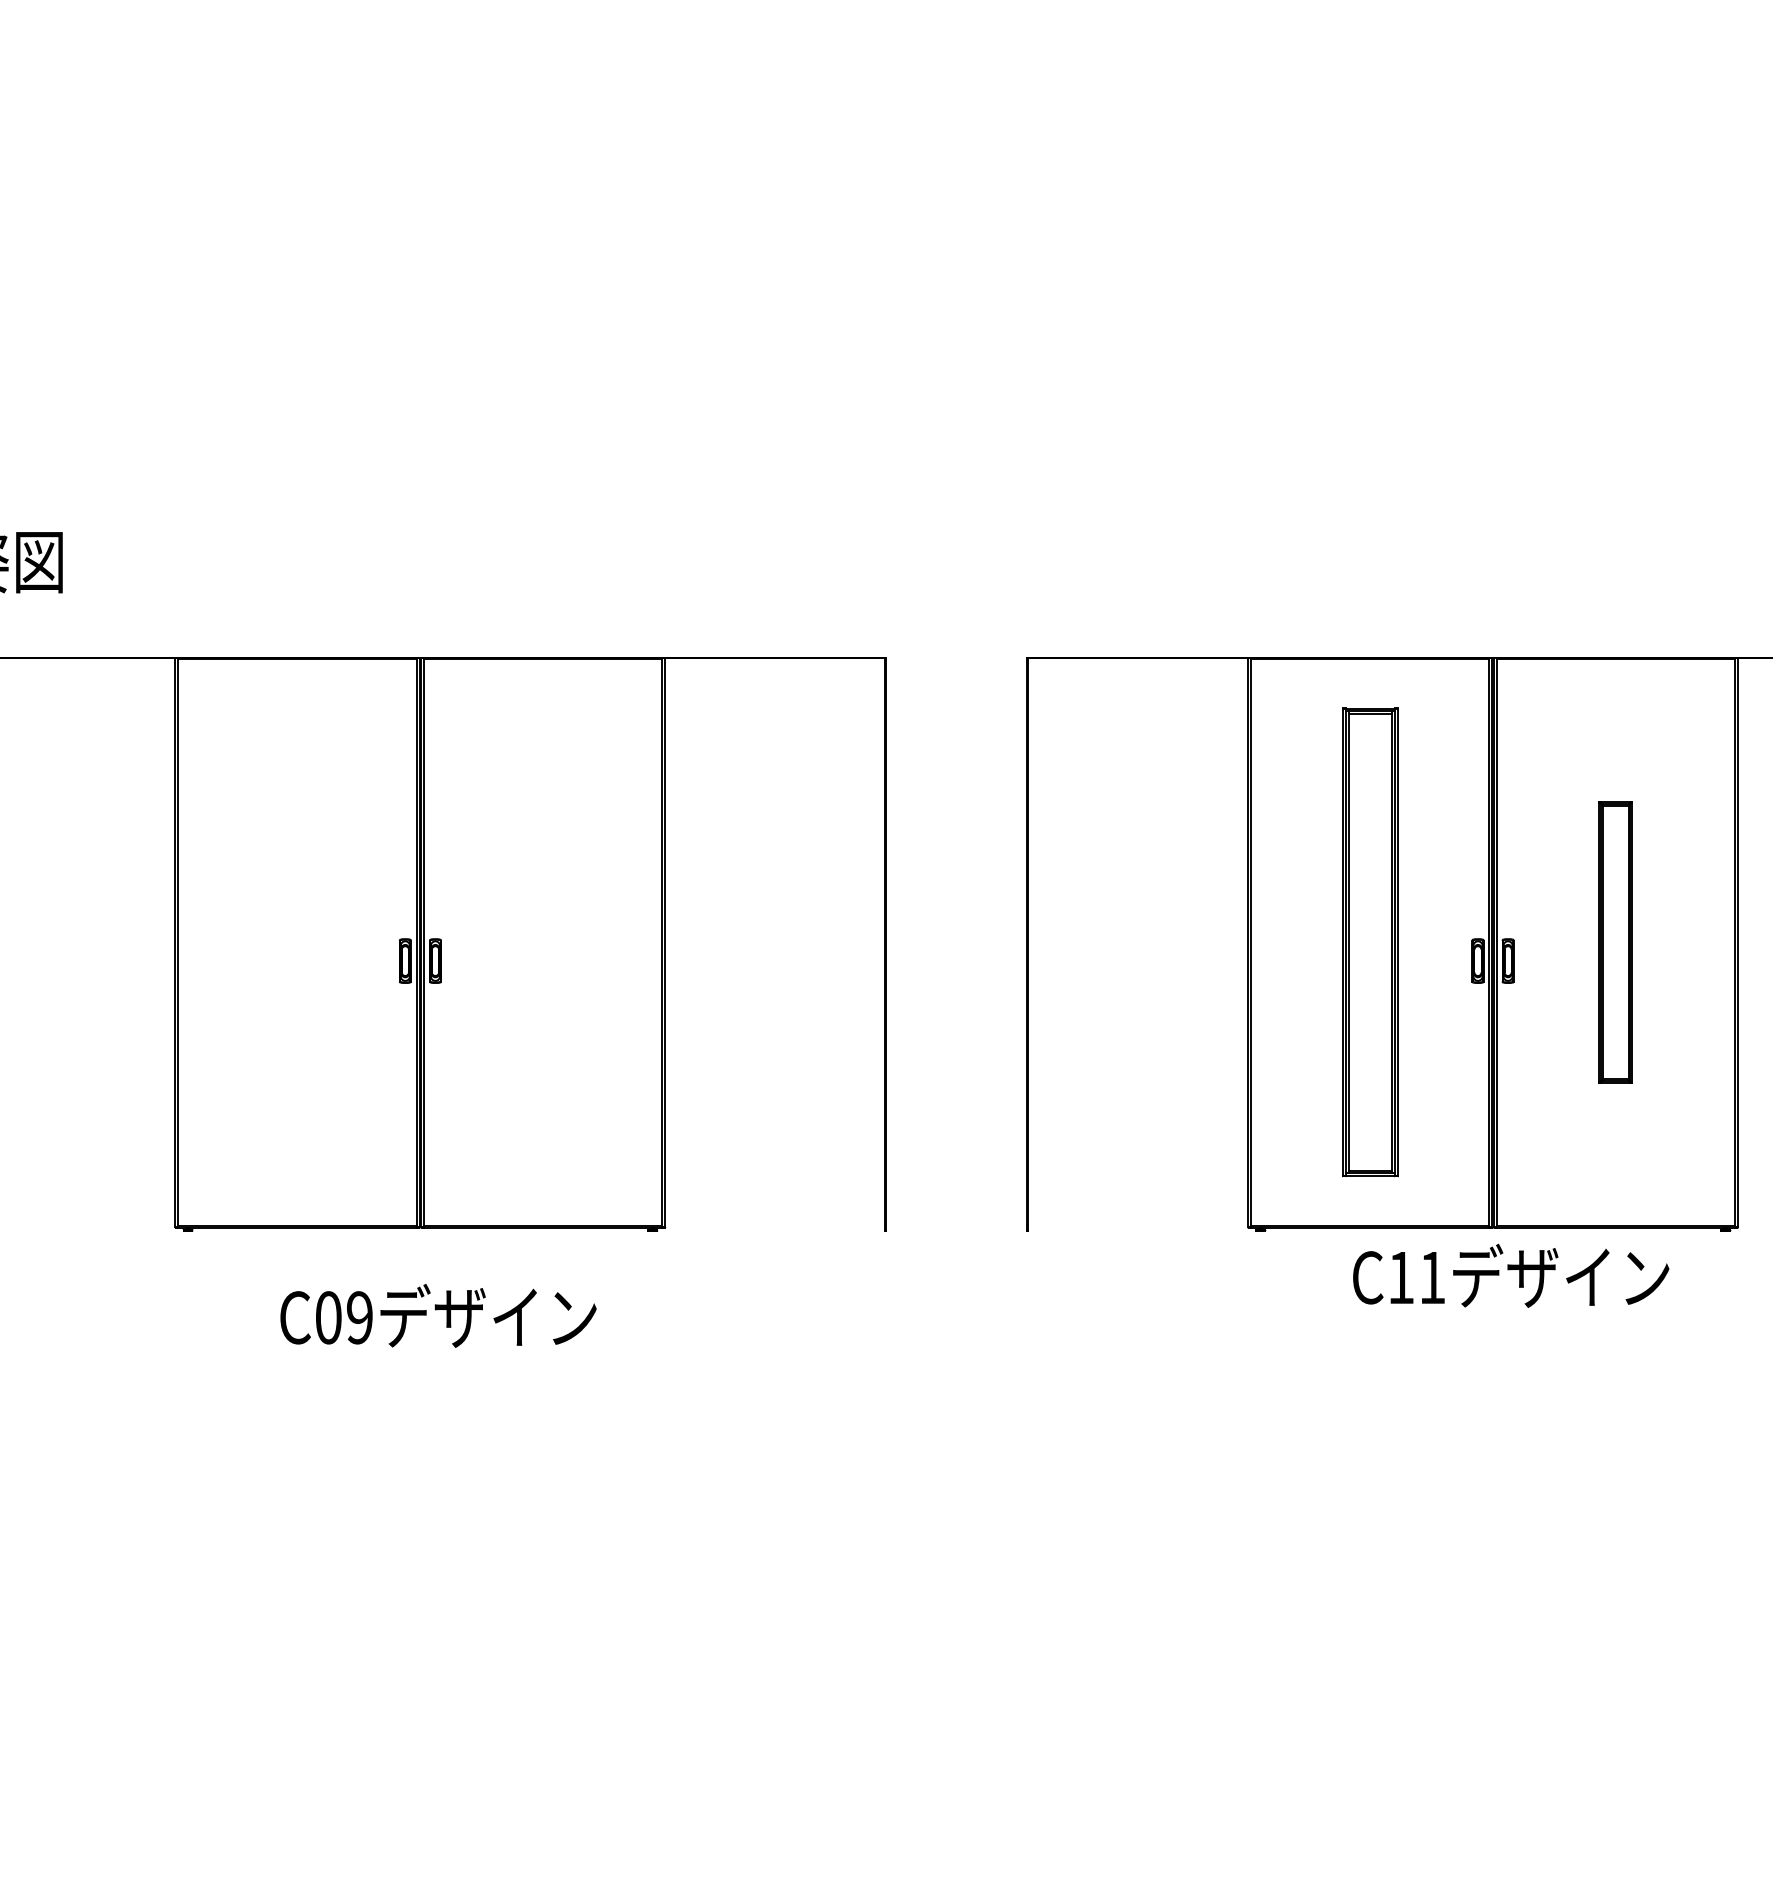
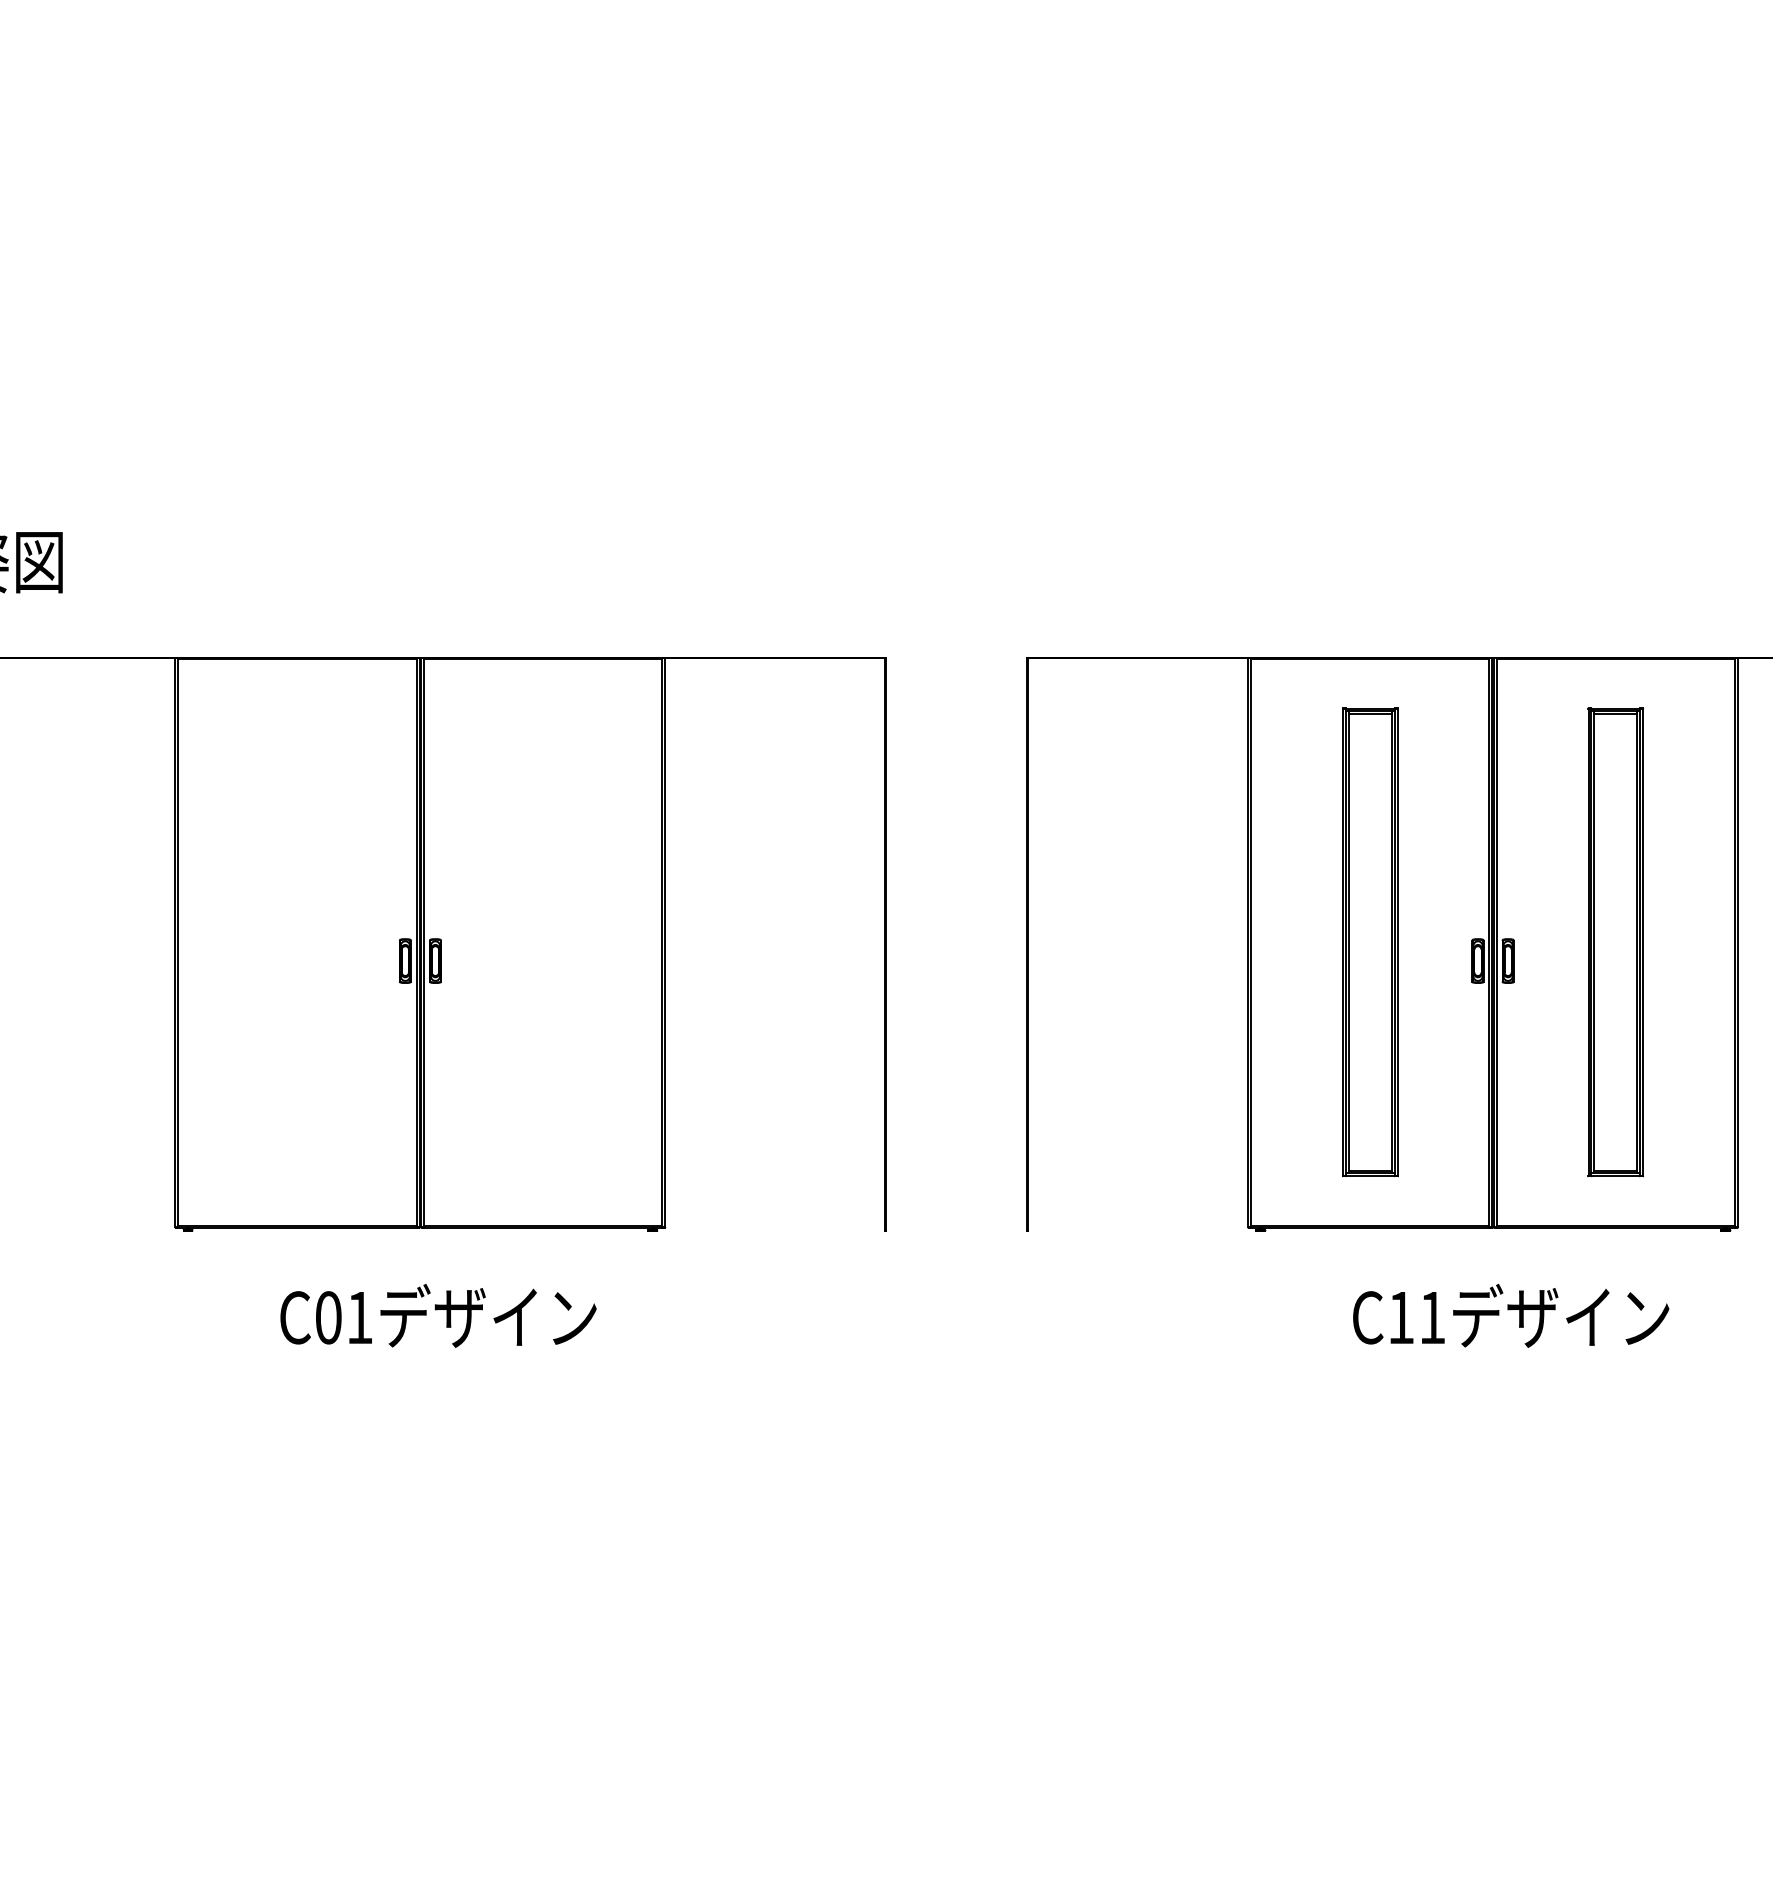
part size: 35x283 px -> 57x471 px (1615, 942)
text position: (1511, 1275) -> (1511, 1315) (1511, 1315)
text: C09 -> C01 (359, 1317)
